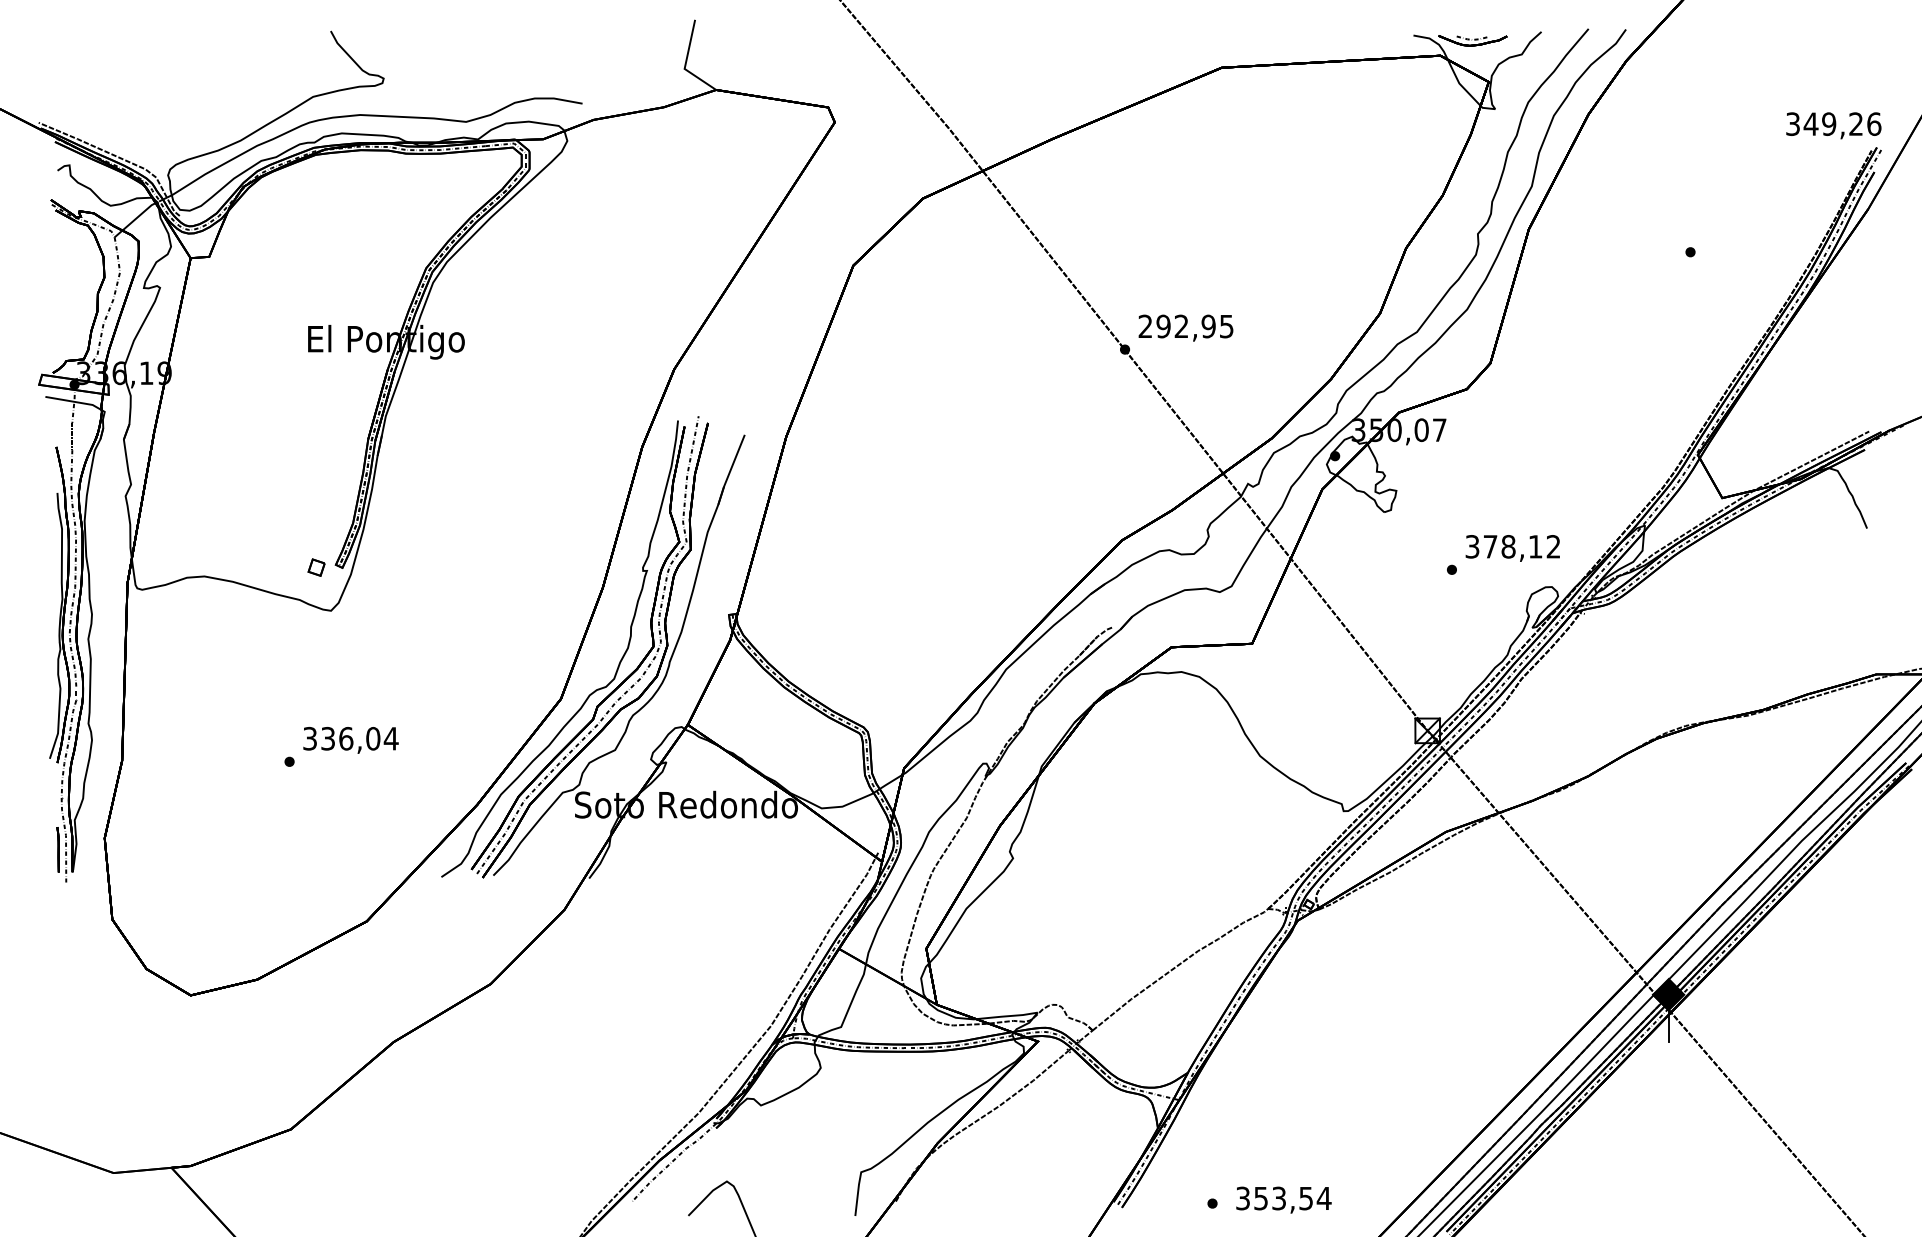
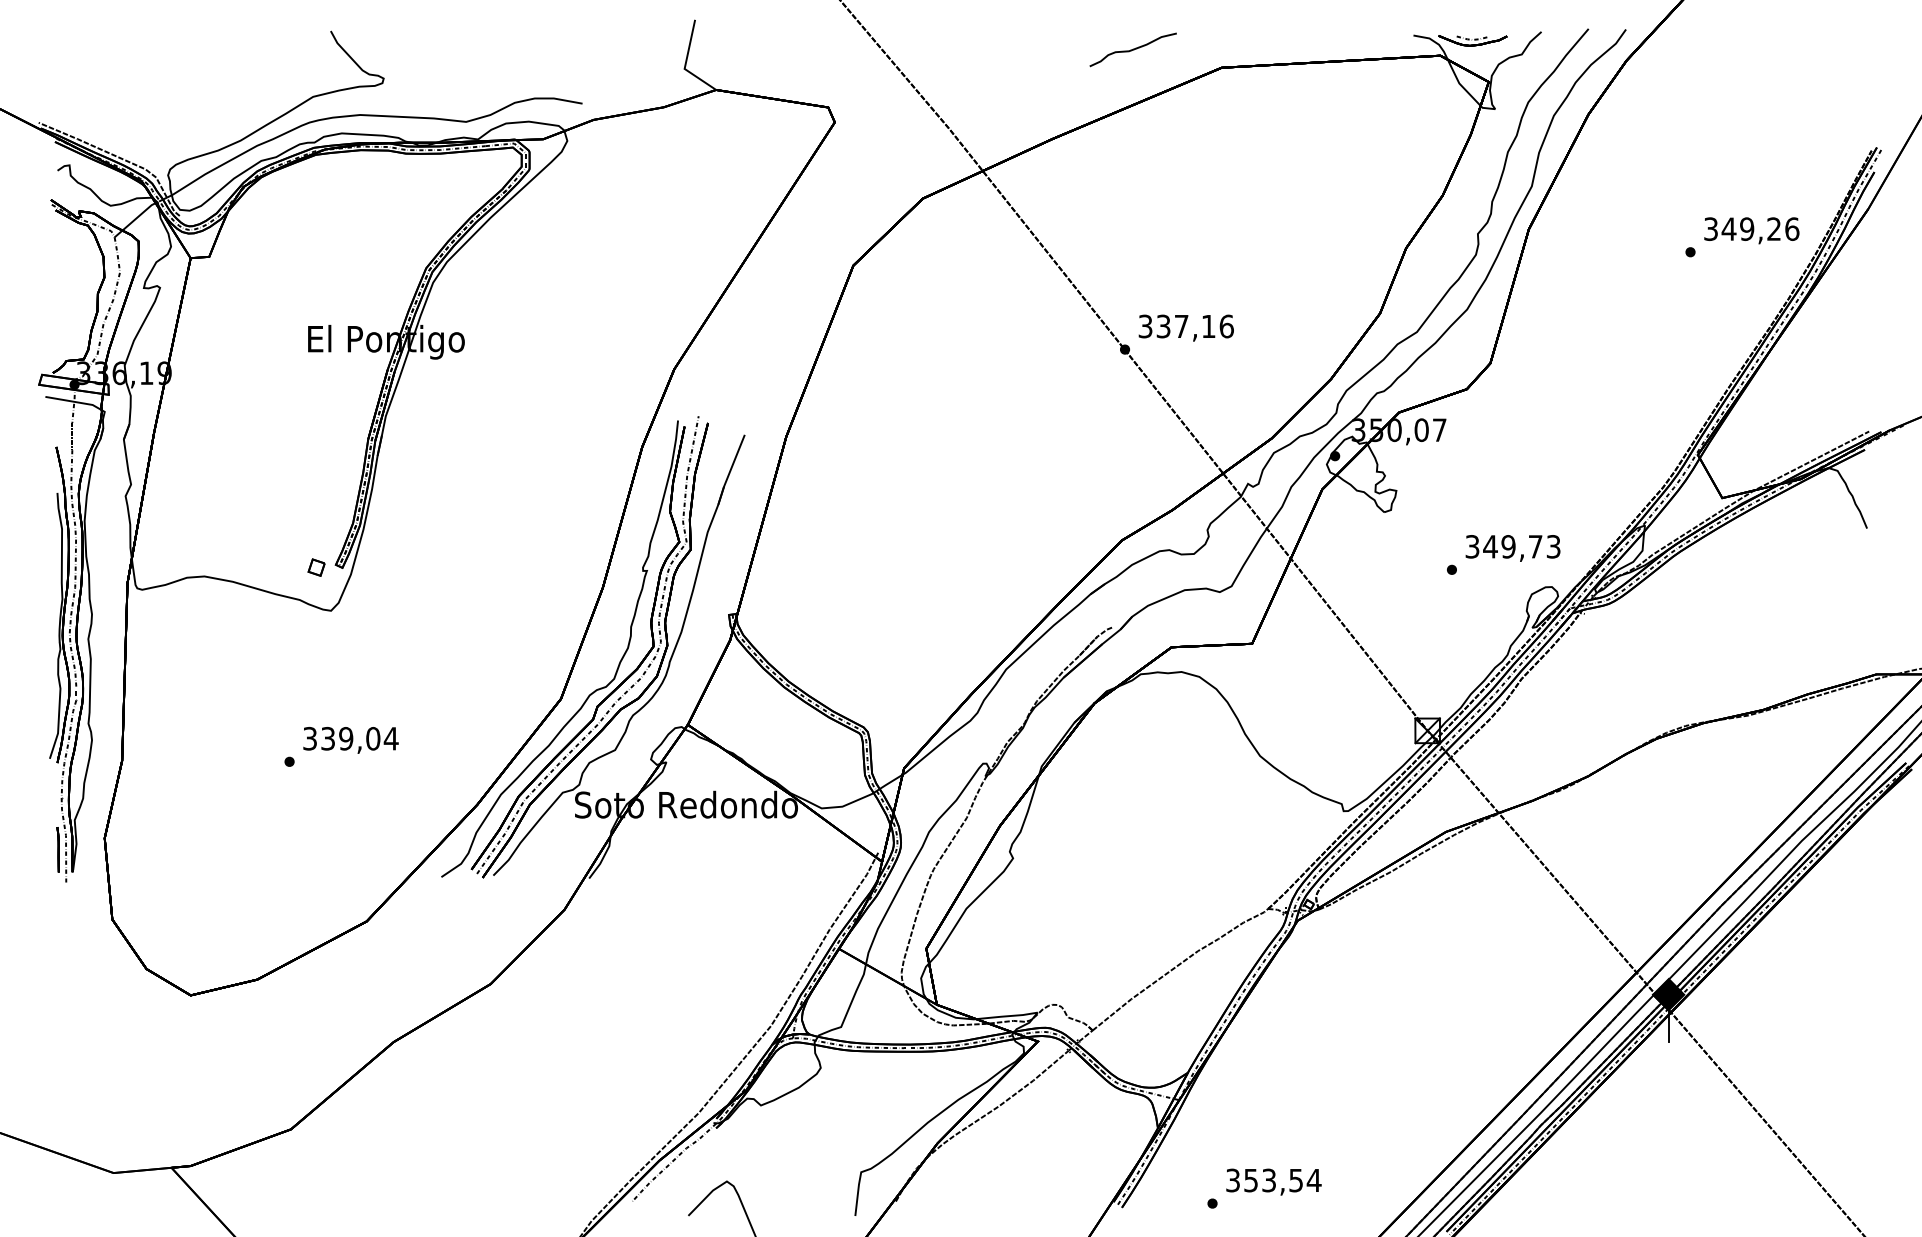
curve: none -> present (1132, 49)
text position: (1833, 125) -> (1751, 230) (1751, 230)
text: 292,95 -> 337,16 (1185, 326)
text: 378,12 -> 349,73 (1521, 546)
text: 336,04 -> 339,04 (346, 738)
text position: (1283, 1199) -> (1273, 1181) (1273, 1181)
